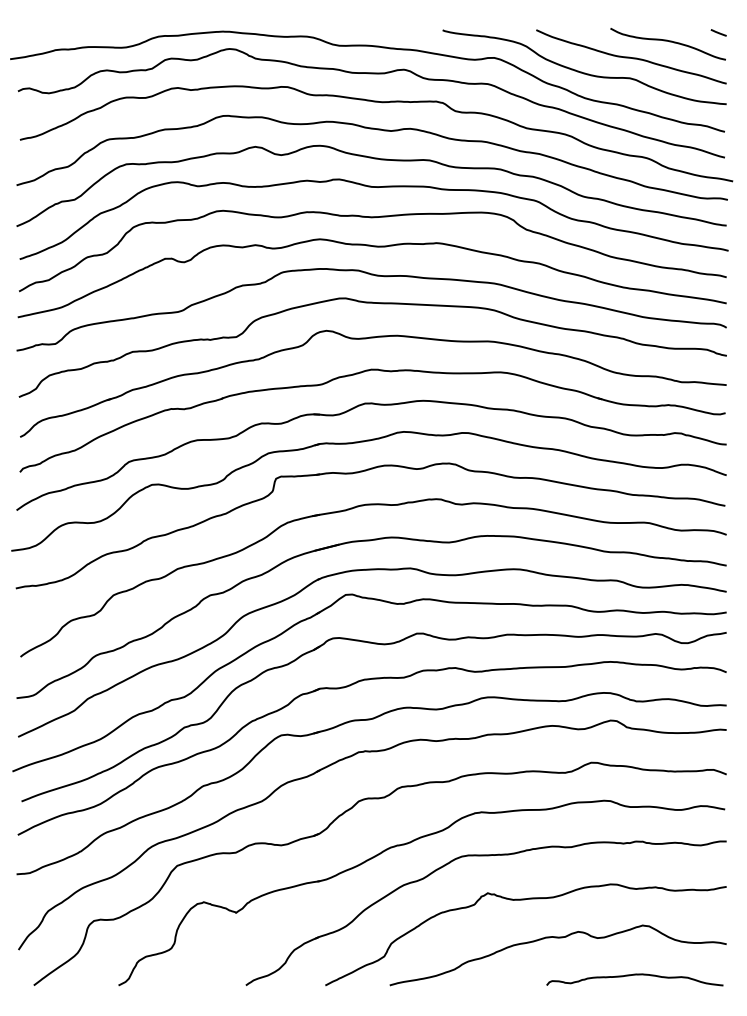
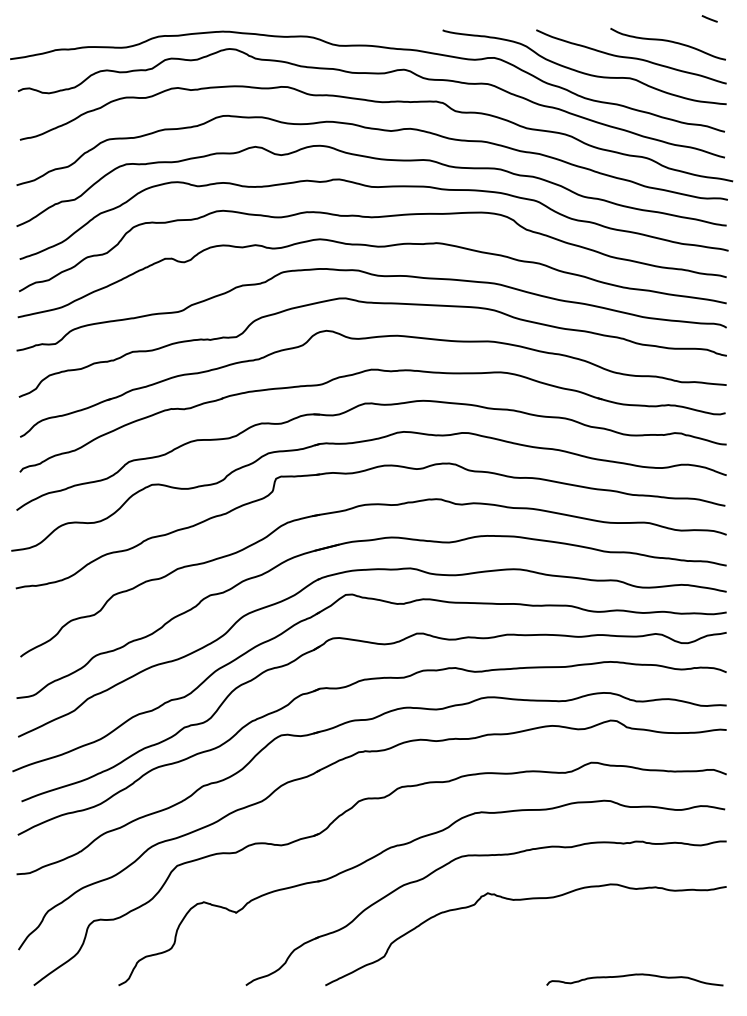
line position: (718, 32) -> (709, 18) (709, 18)
curve: present -> none (557, 938)
